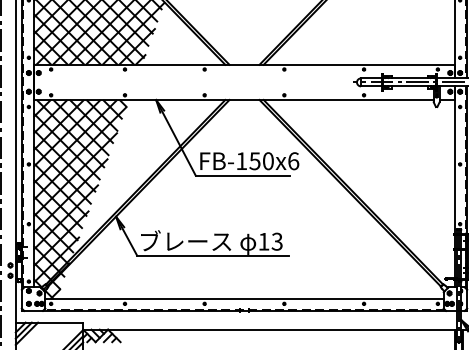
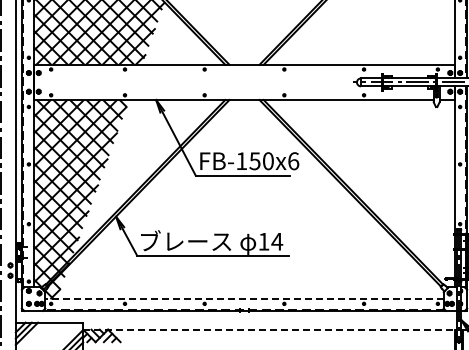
text: 13 -> 14 (277, 241)
line: solid -> dashed (244, 299)
line: solid -> dashed (269, 329)
